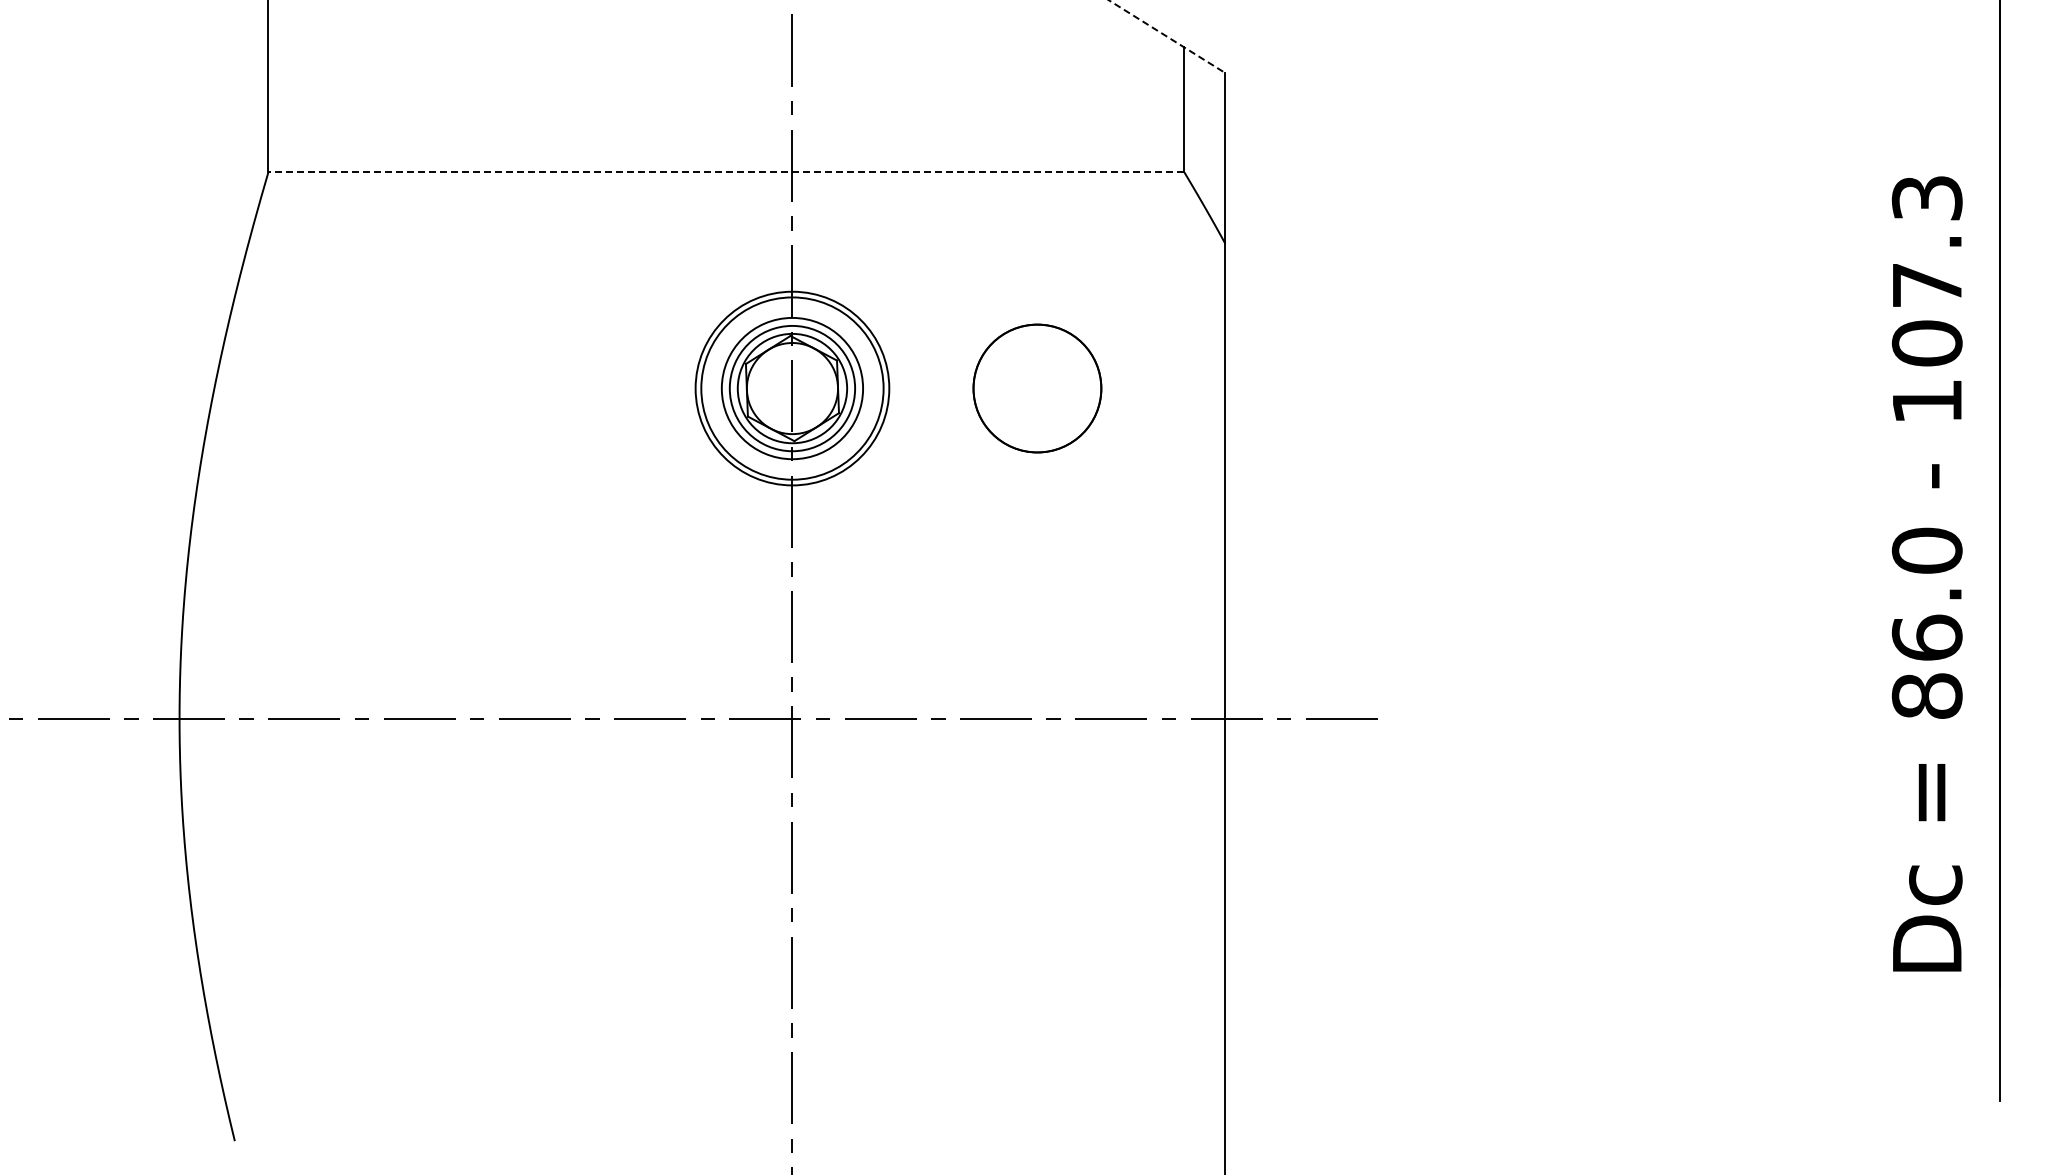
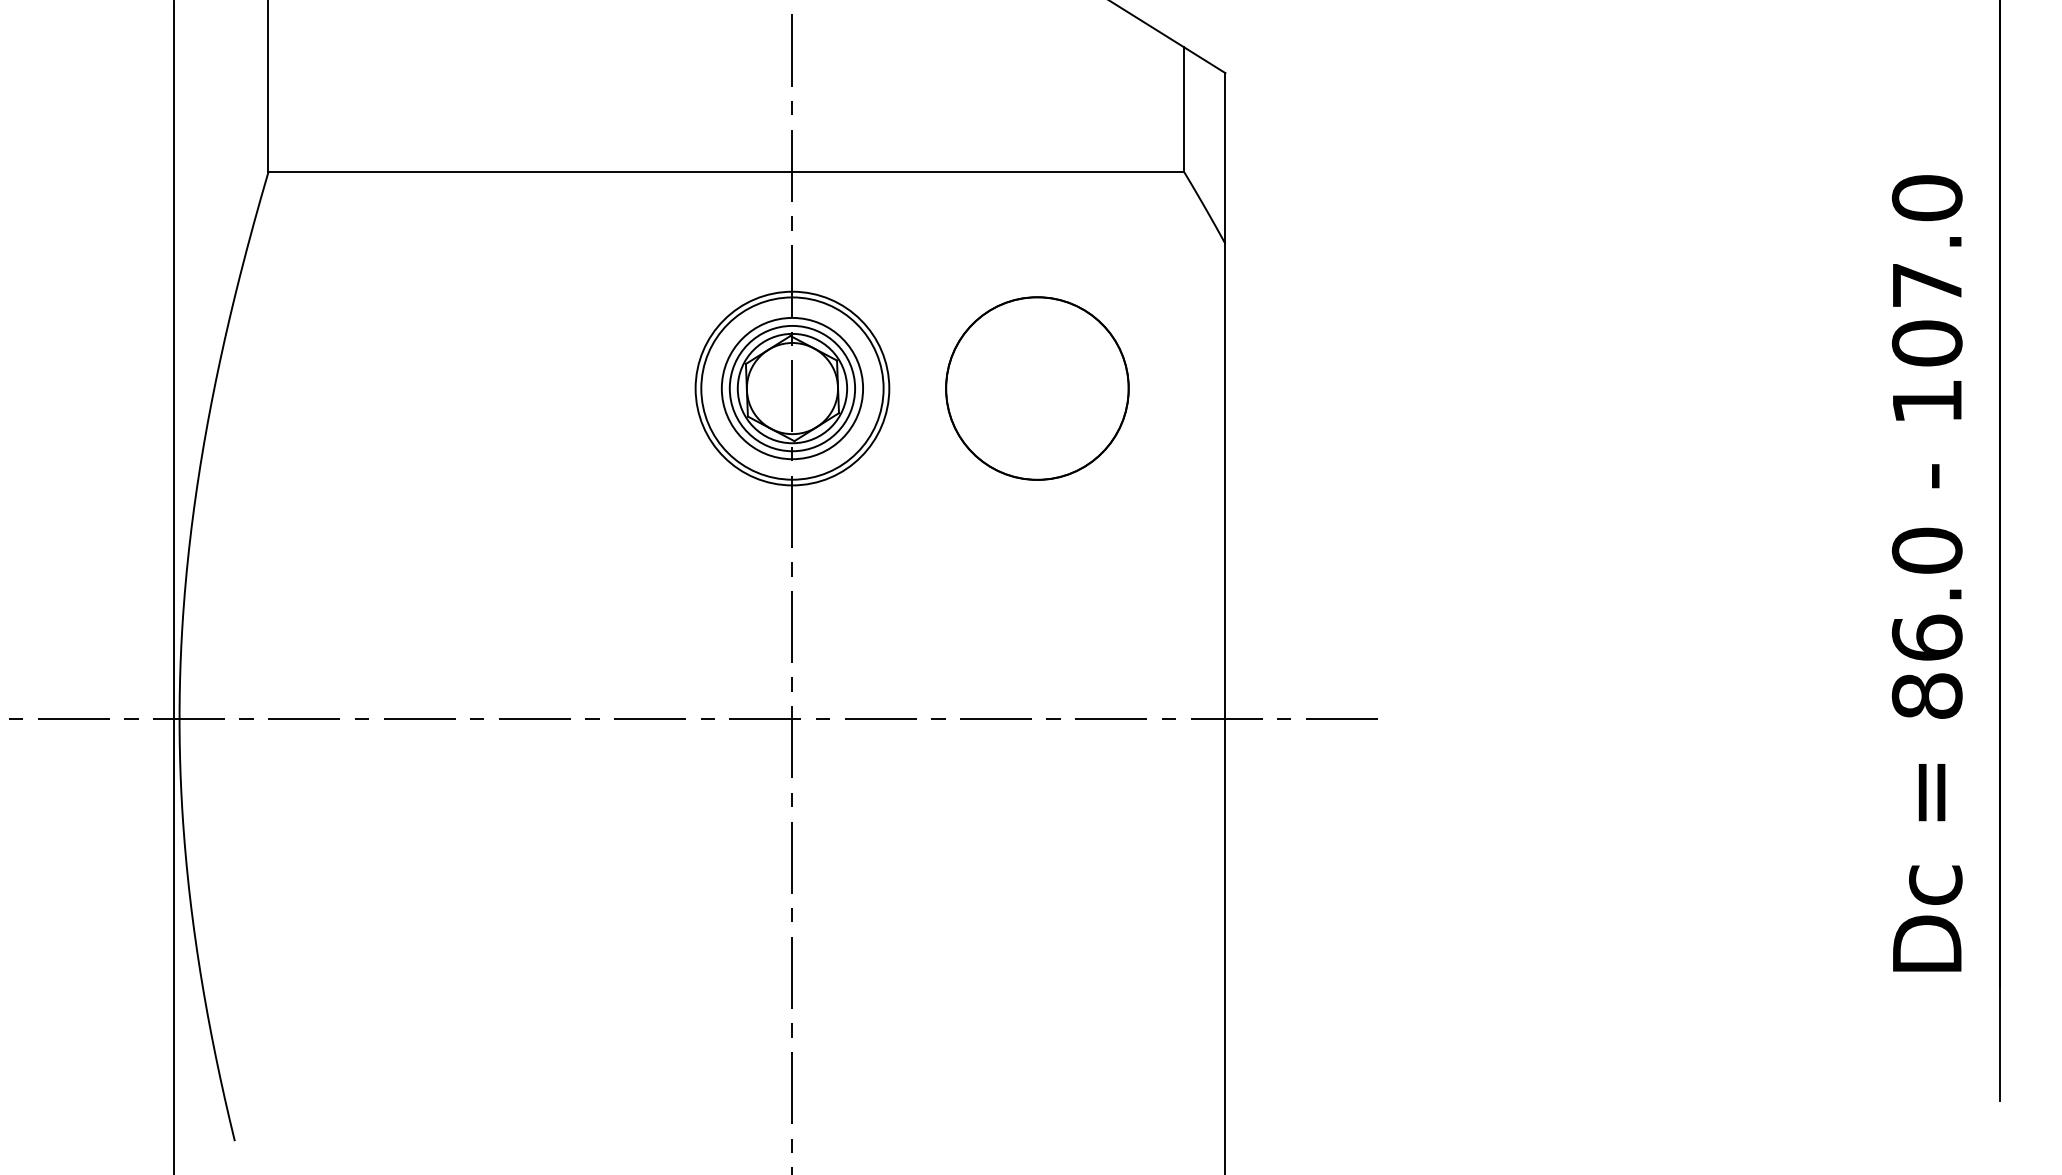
line: dashed -> solid (1167, 36)
line: dashed -> solid (725, 172)
text: 107.3 -> 107.0 (1926, 198)
circle size: 131x131 px -> 185x185 px (1037, 388)
line: none -> present (173, 586)
